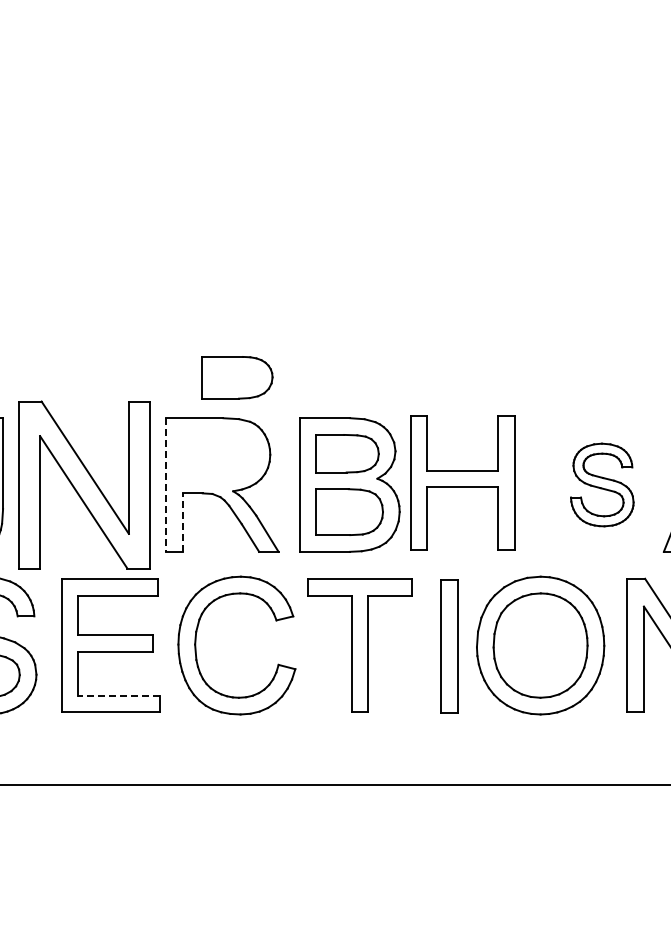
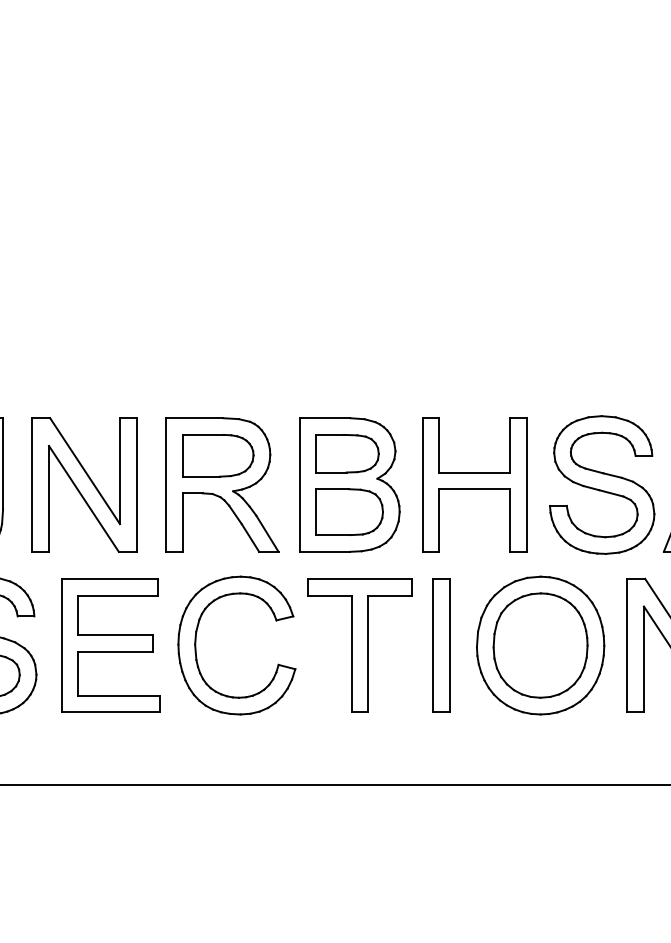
part position: (237, 377) -> (218, 455) (218, 455)
part position: (462, 482) -> (474, 484) (474, 484)
part size: 133x170 px -> 107x136 px (84, 484)
part size: 65x86 px -> 107x140 px (602, 484)
line: dashed -> solid (165, 485)
line: dashed -> solid (182, 522)
part position: (449, 646) -> (441, 645) (441, 645)
line: dashed -> solid (118, 695)
